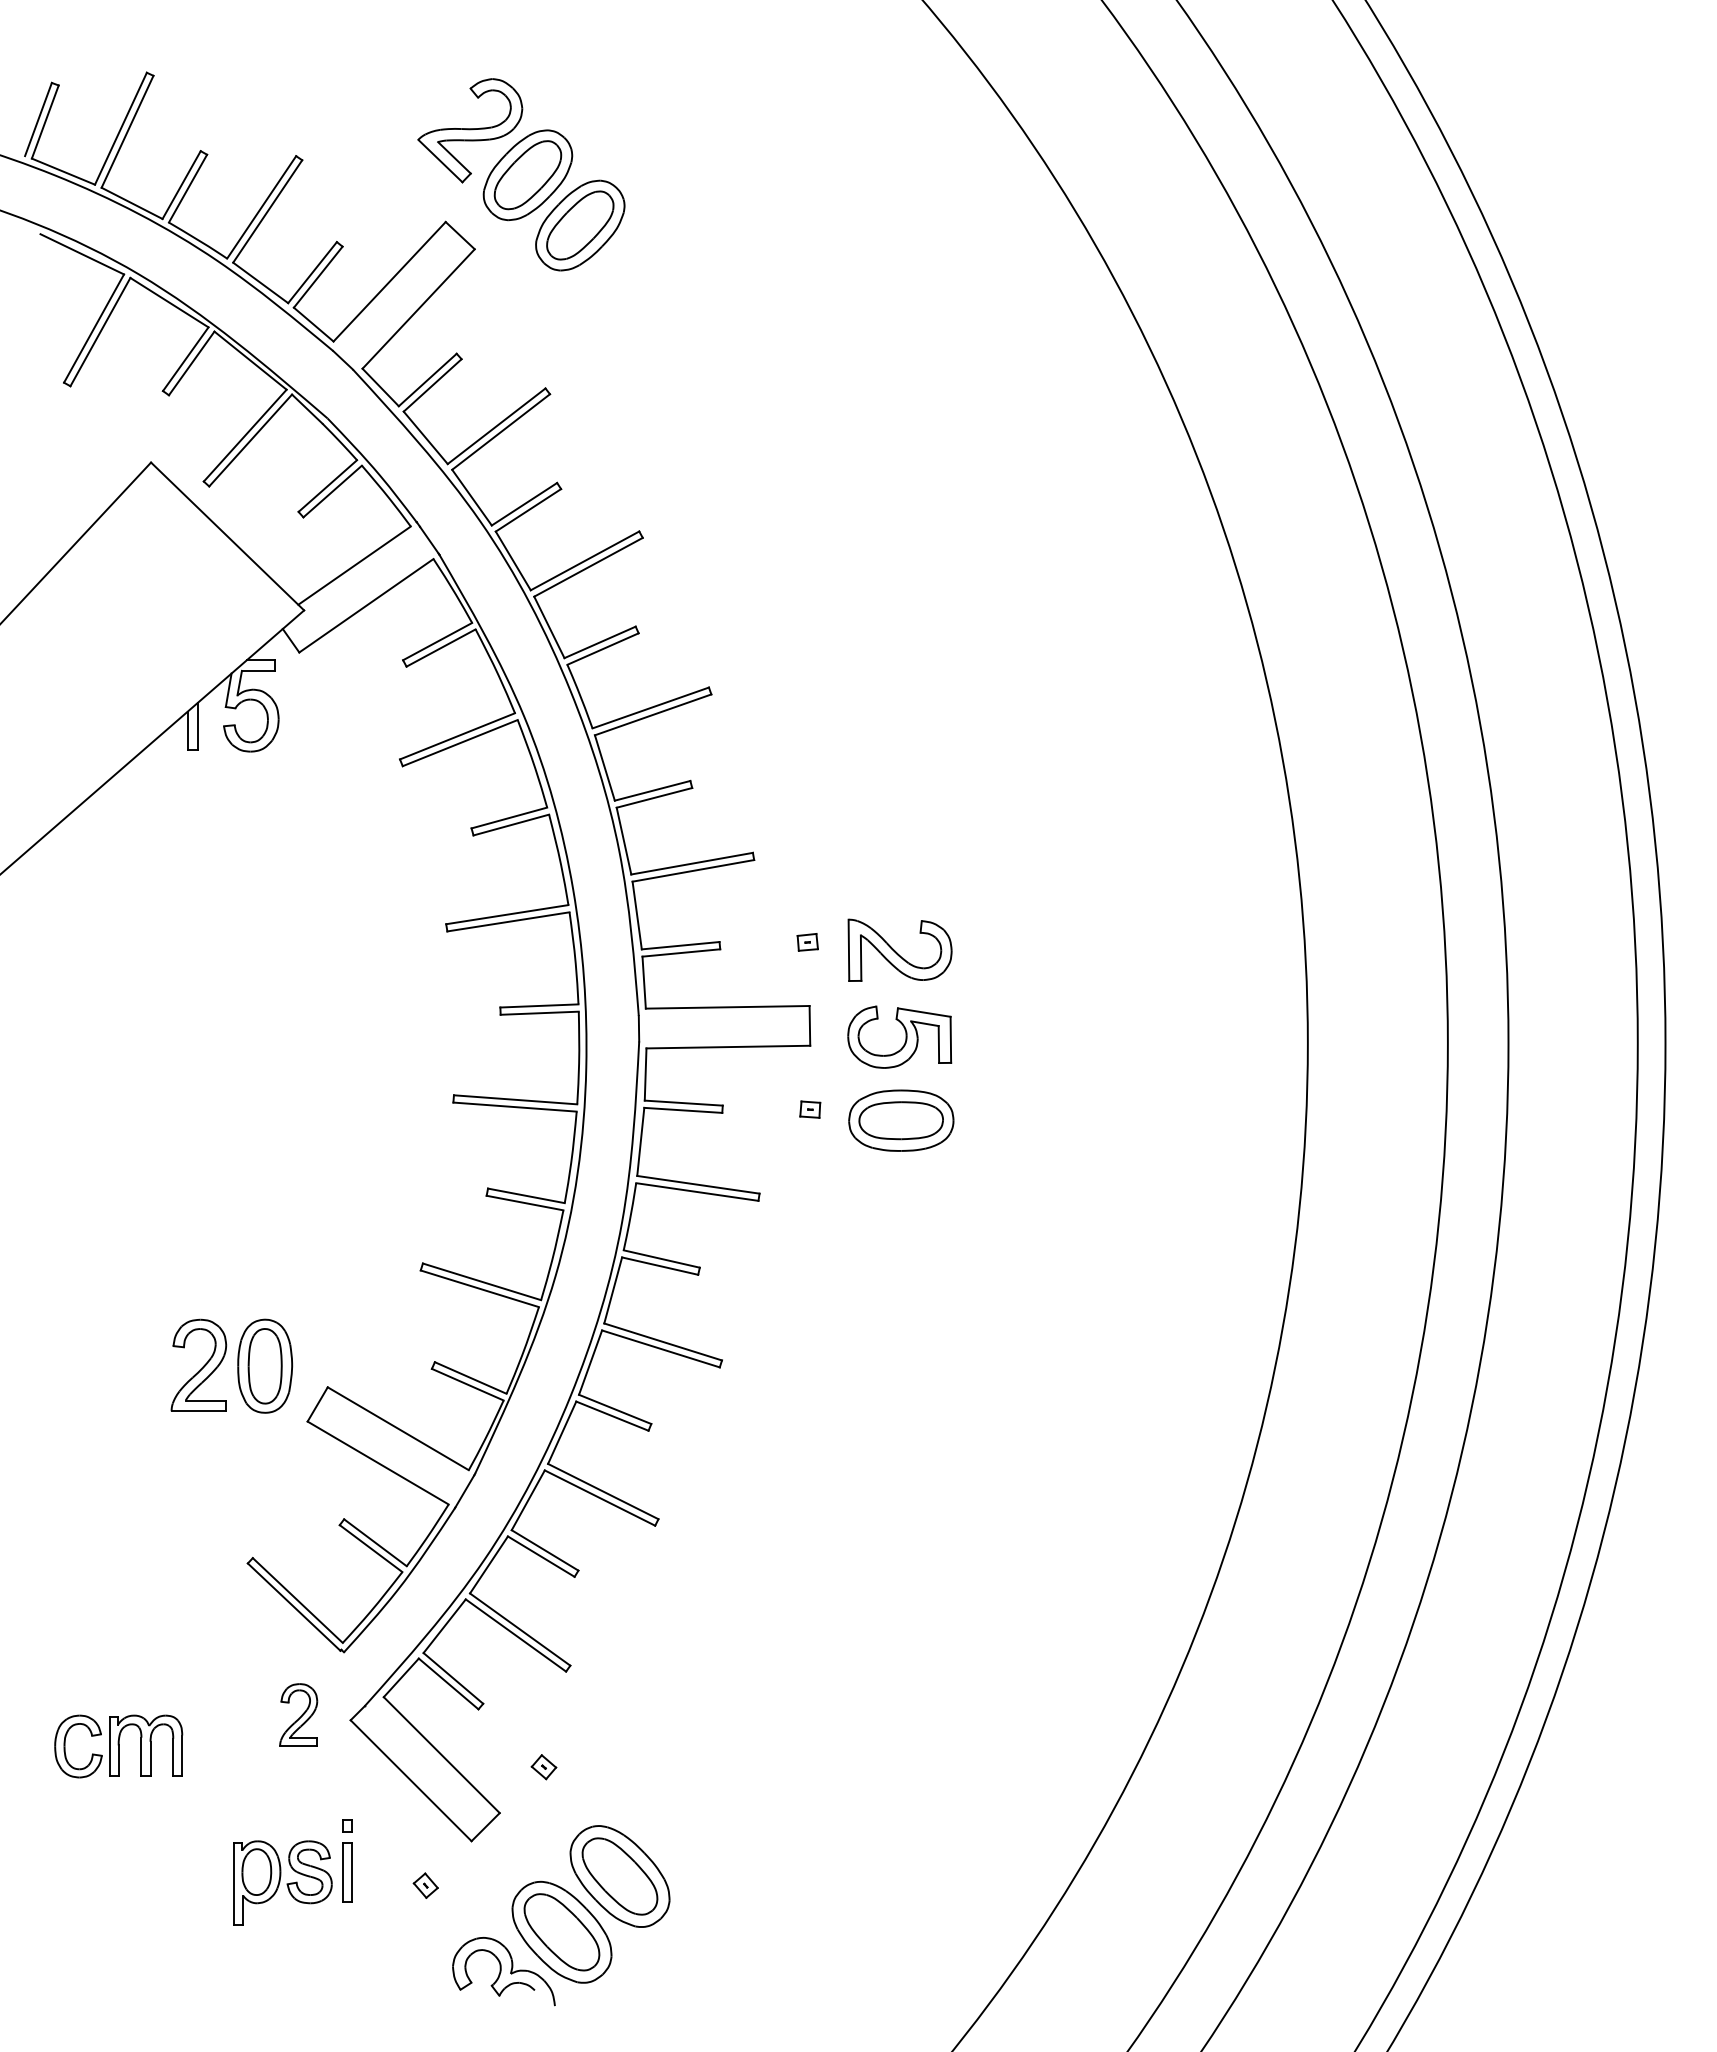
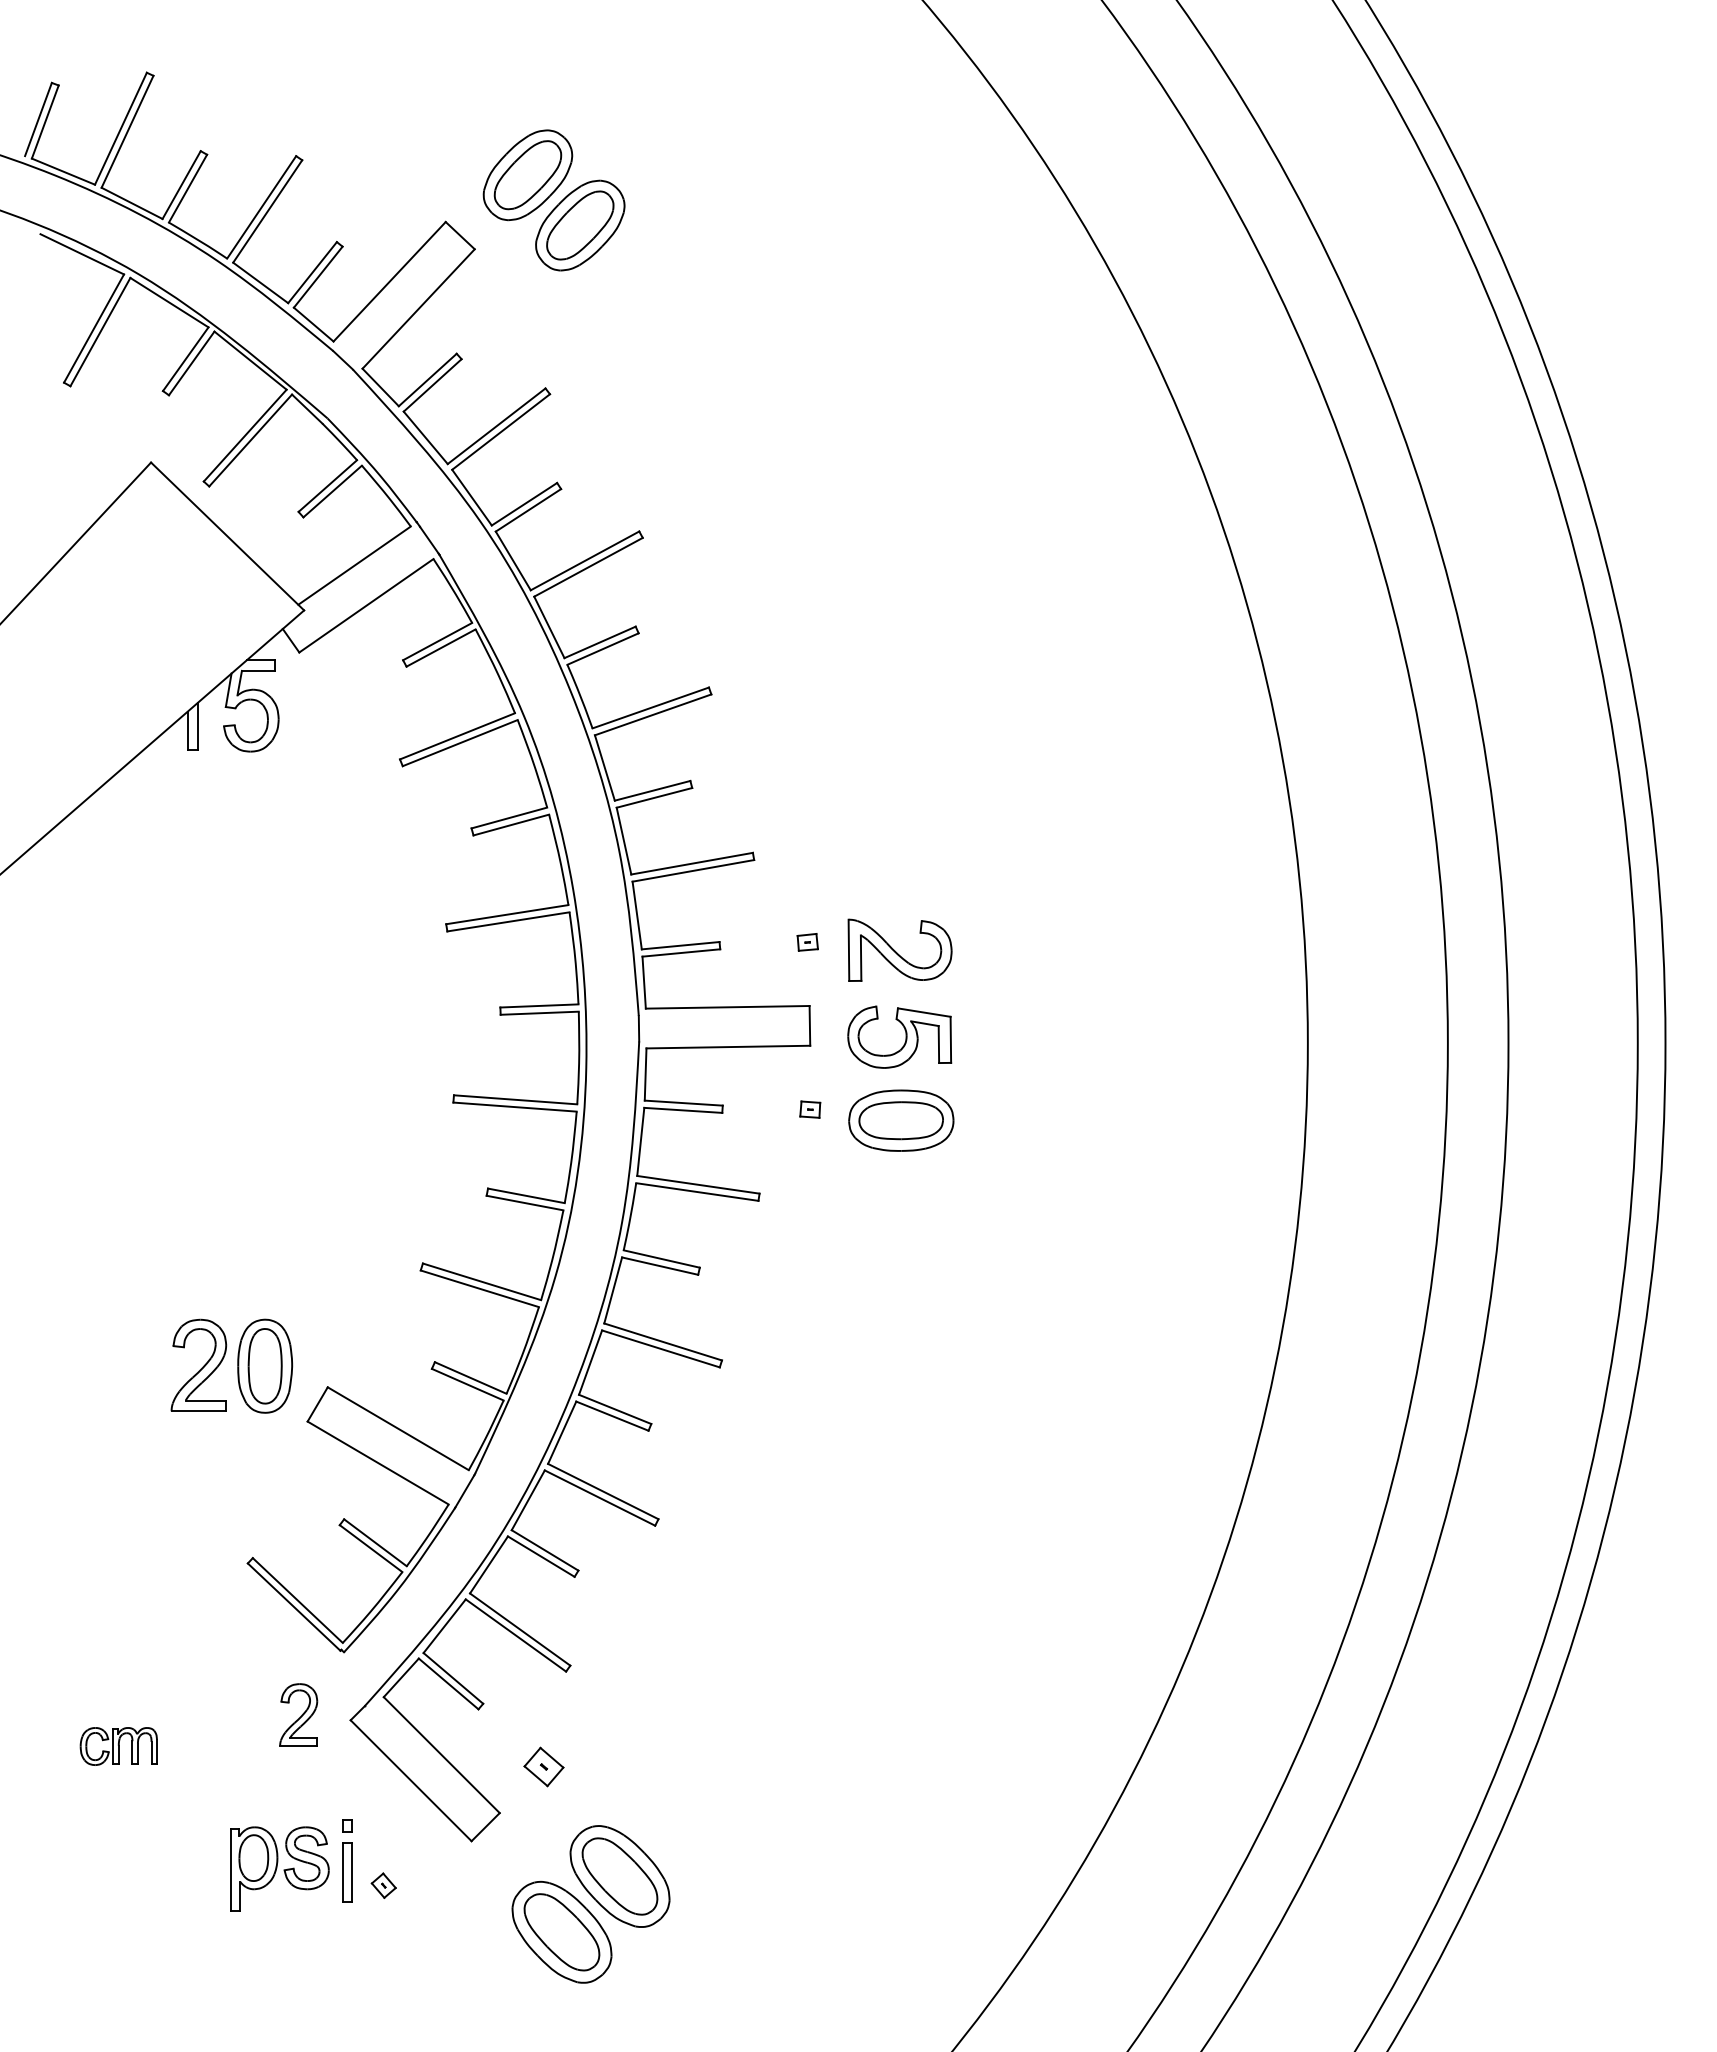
part: present -> none (470, 130)
part size: 130x65 px -> 79x39 px (118, 1746)
part size: 28x27 px -> 42x42 px (543, 1766)
part position: (282, 1882) -> (279, 1868) (279, 1868)
part position: (425, 1885) -> (383, 1885) (383, 1885)
part: present -> none (503, 1971)
